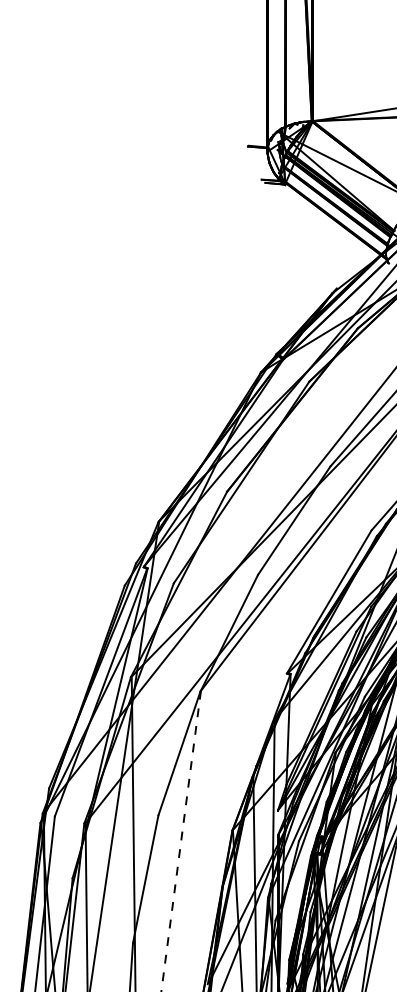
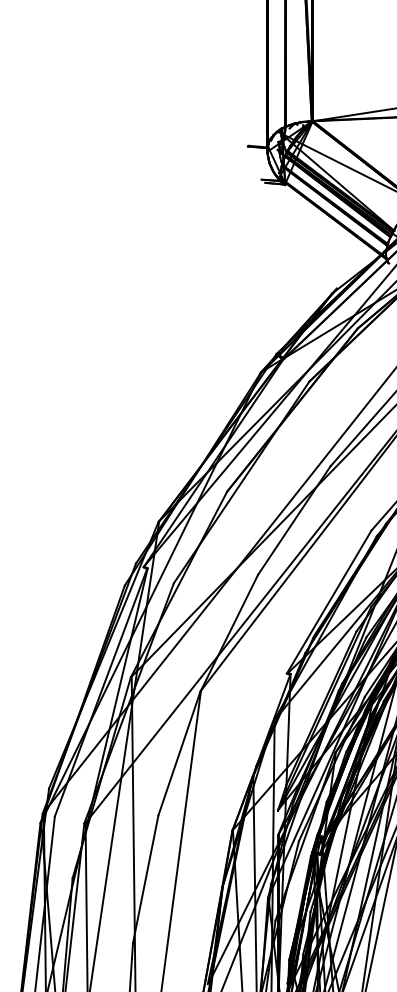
line: dashed -> solid (181, 841)
